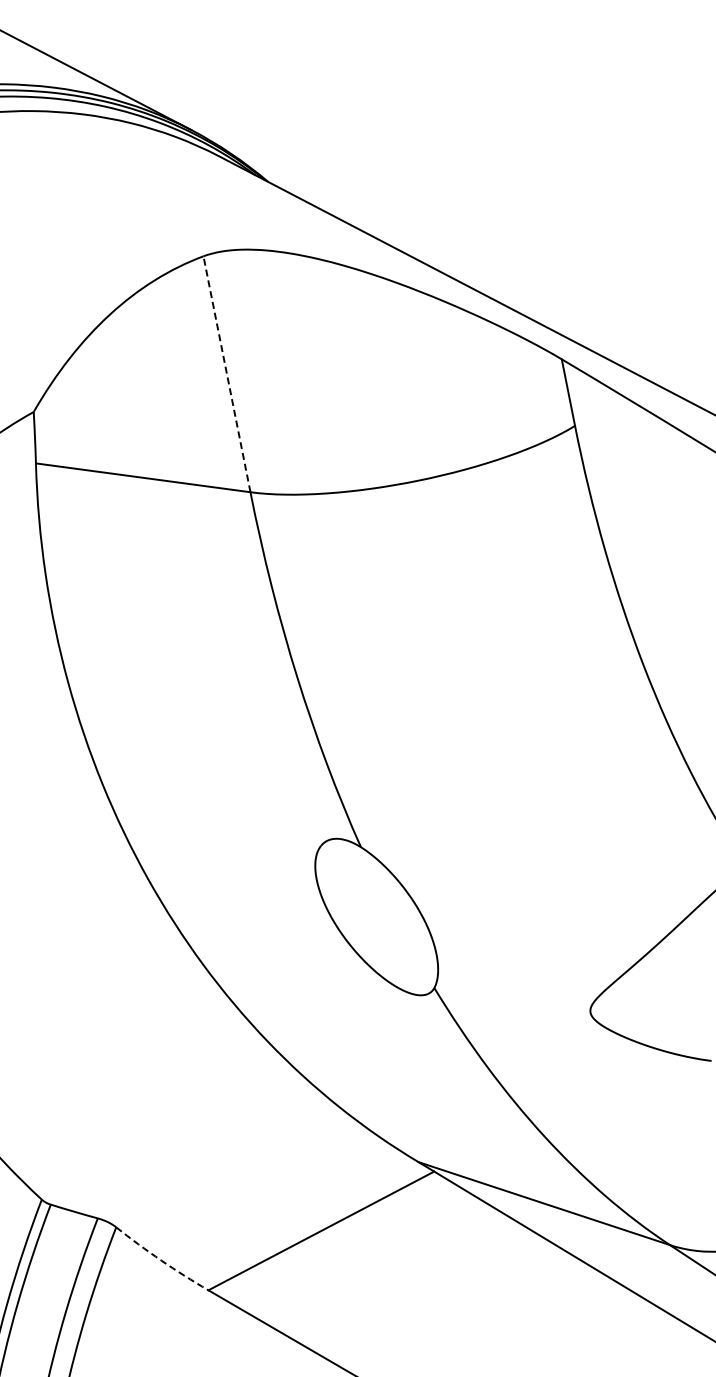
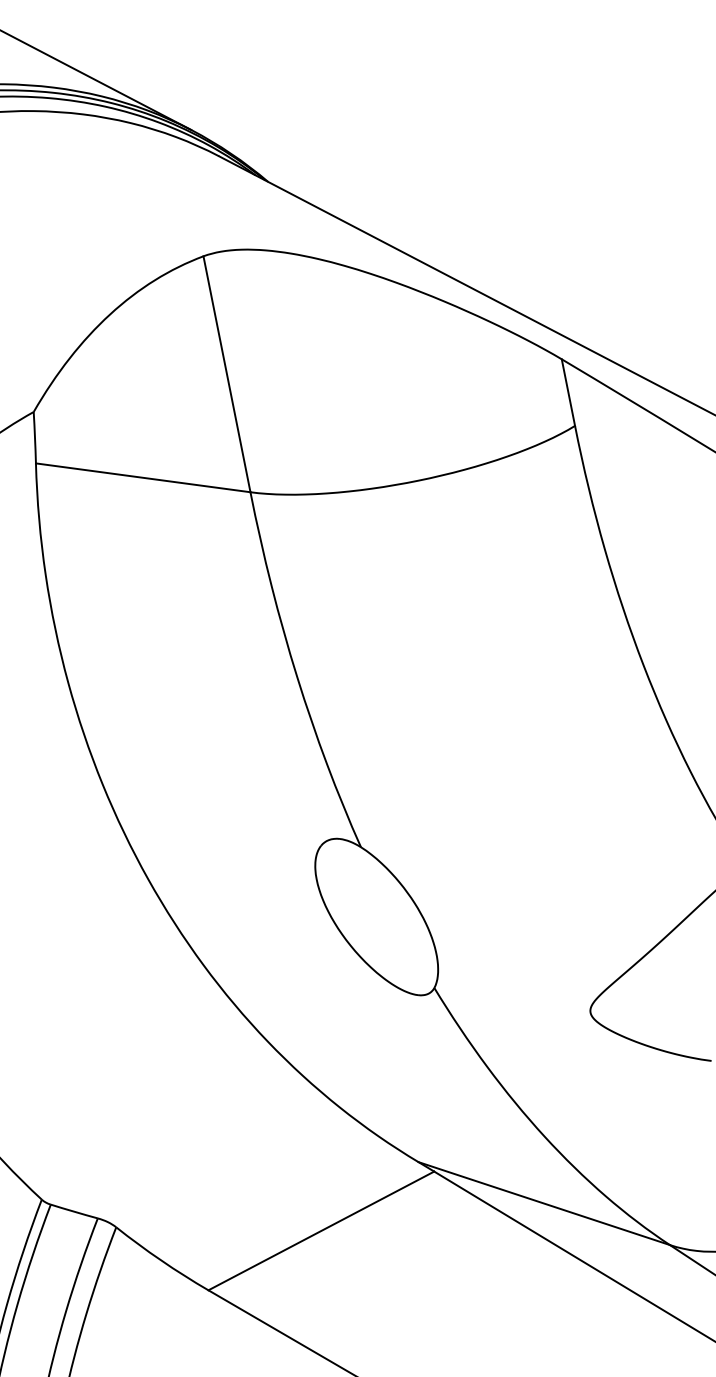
line: dashed -> solid (226, 373)
arc: dashed -> solid (161, 1260)
